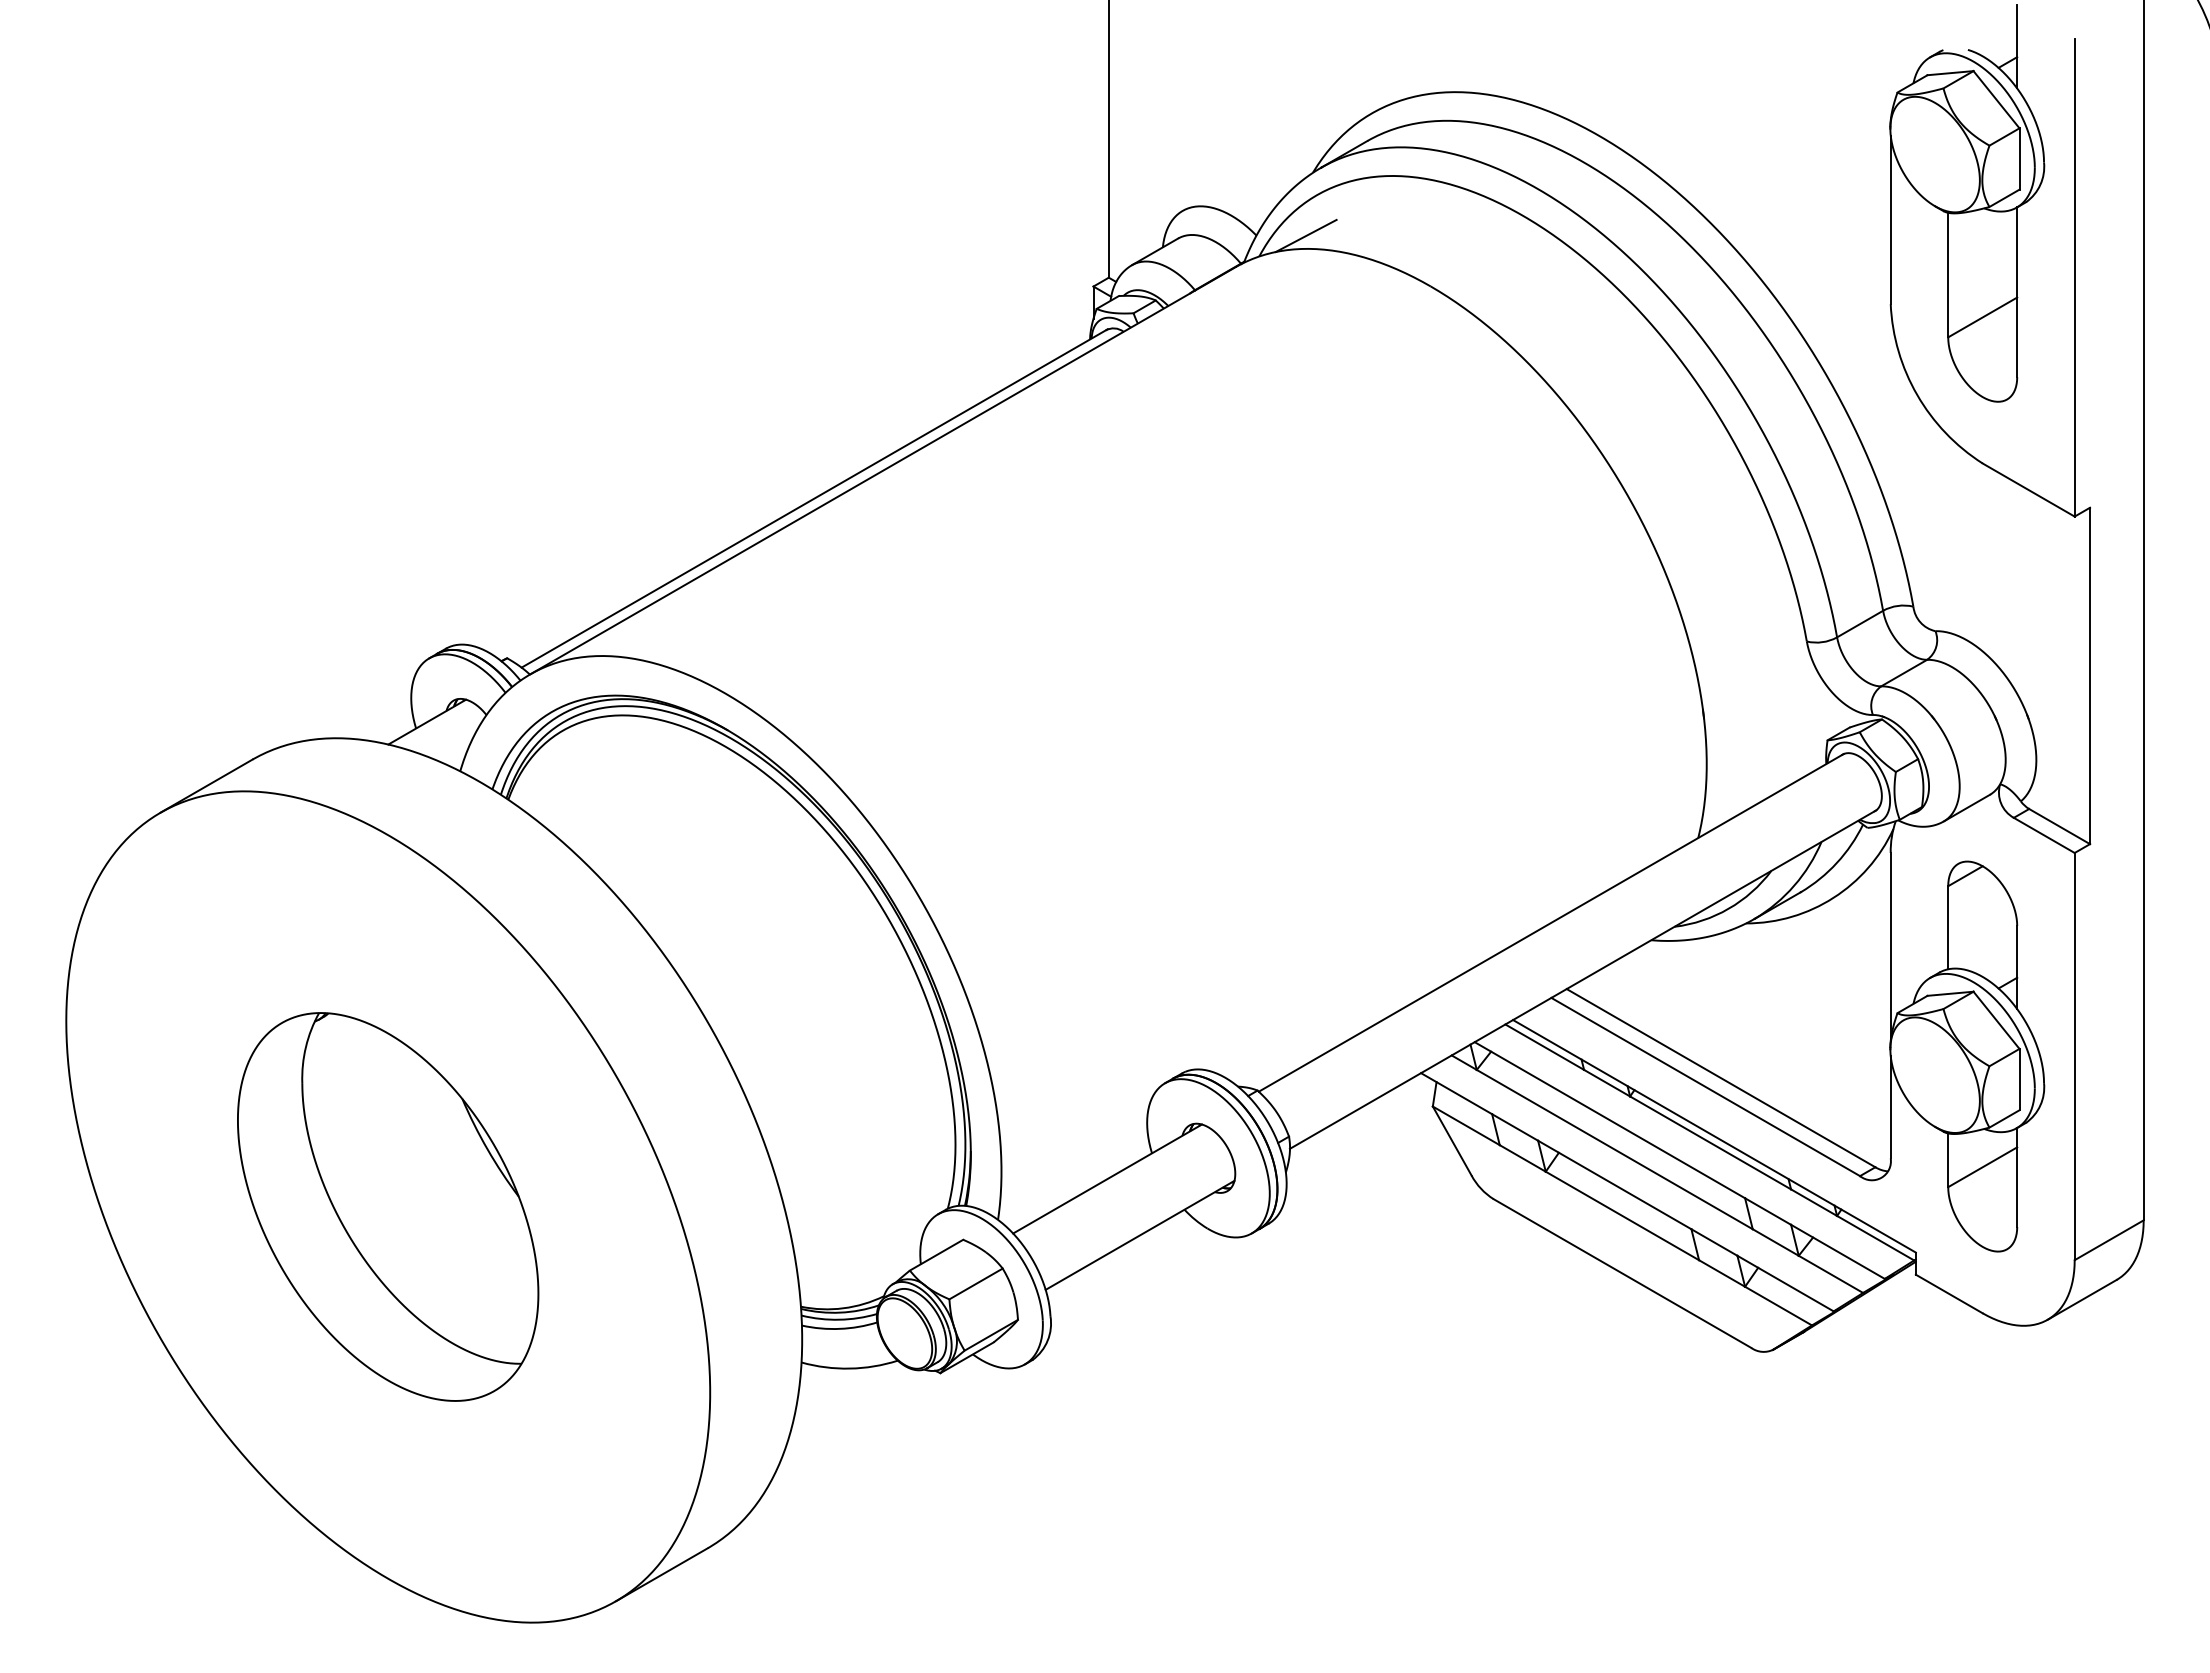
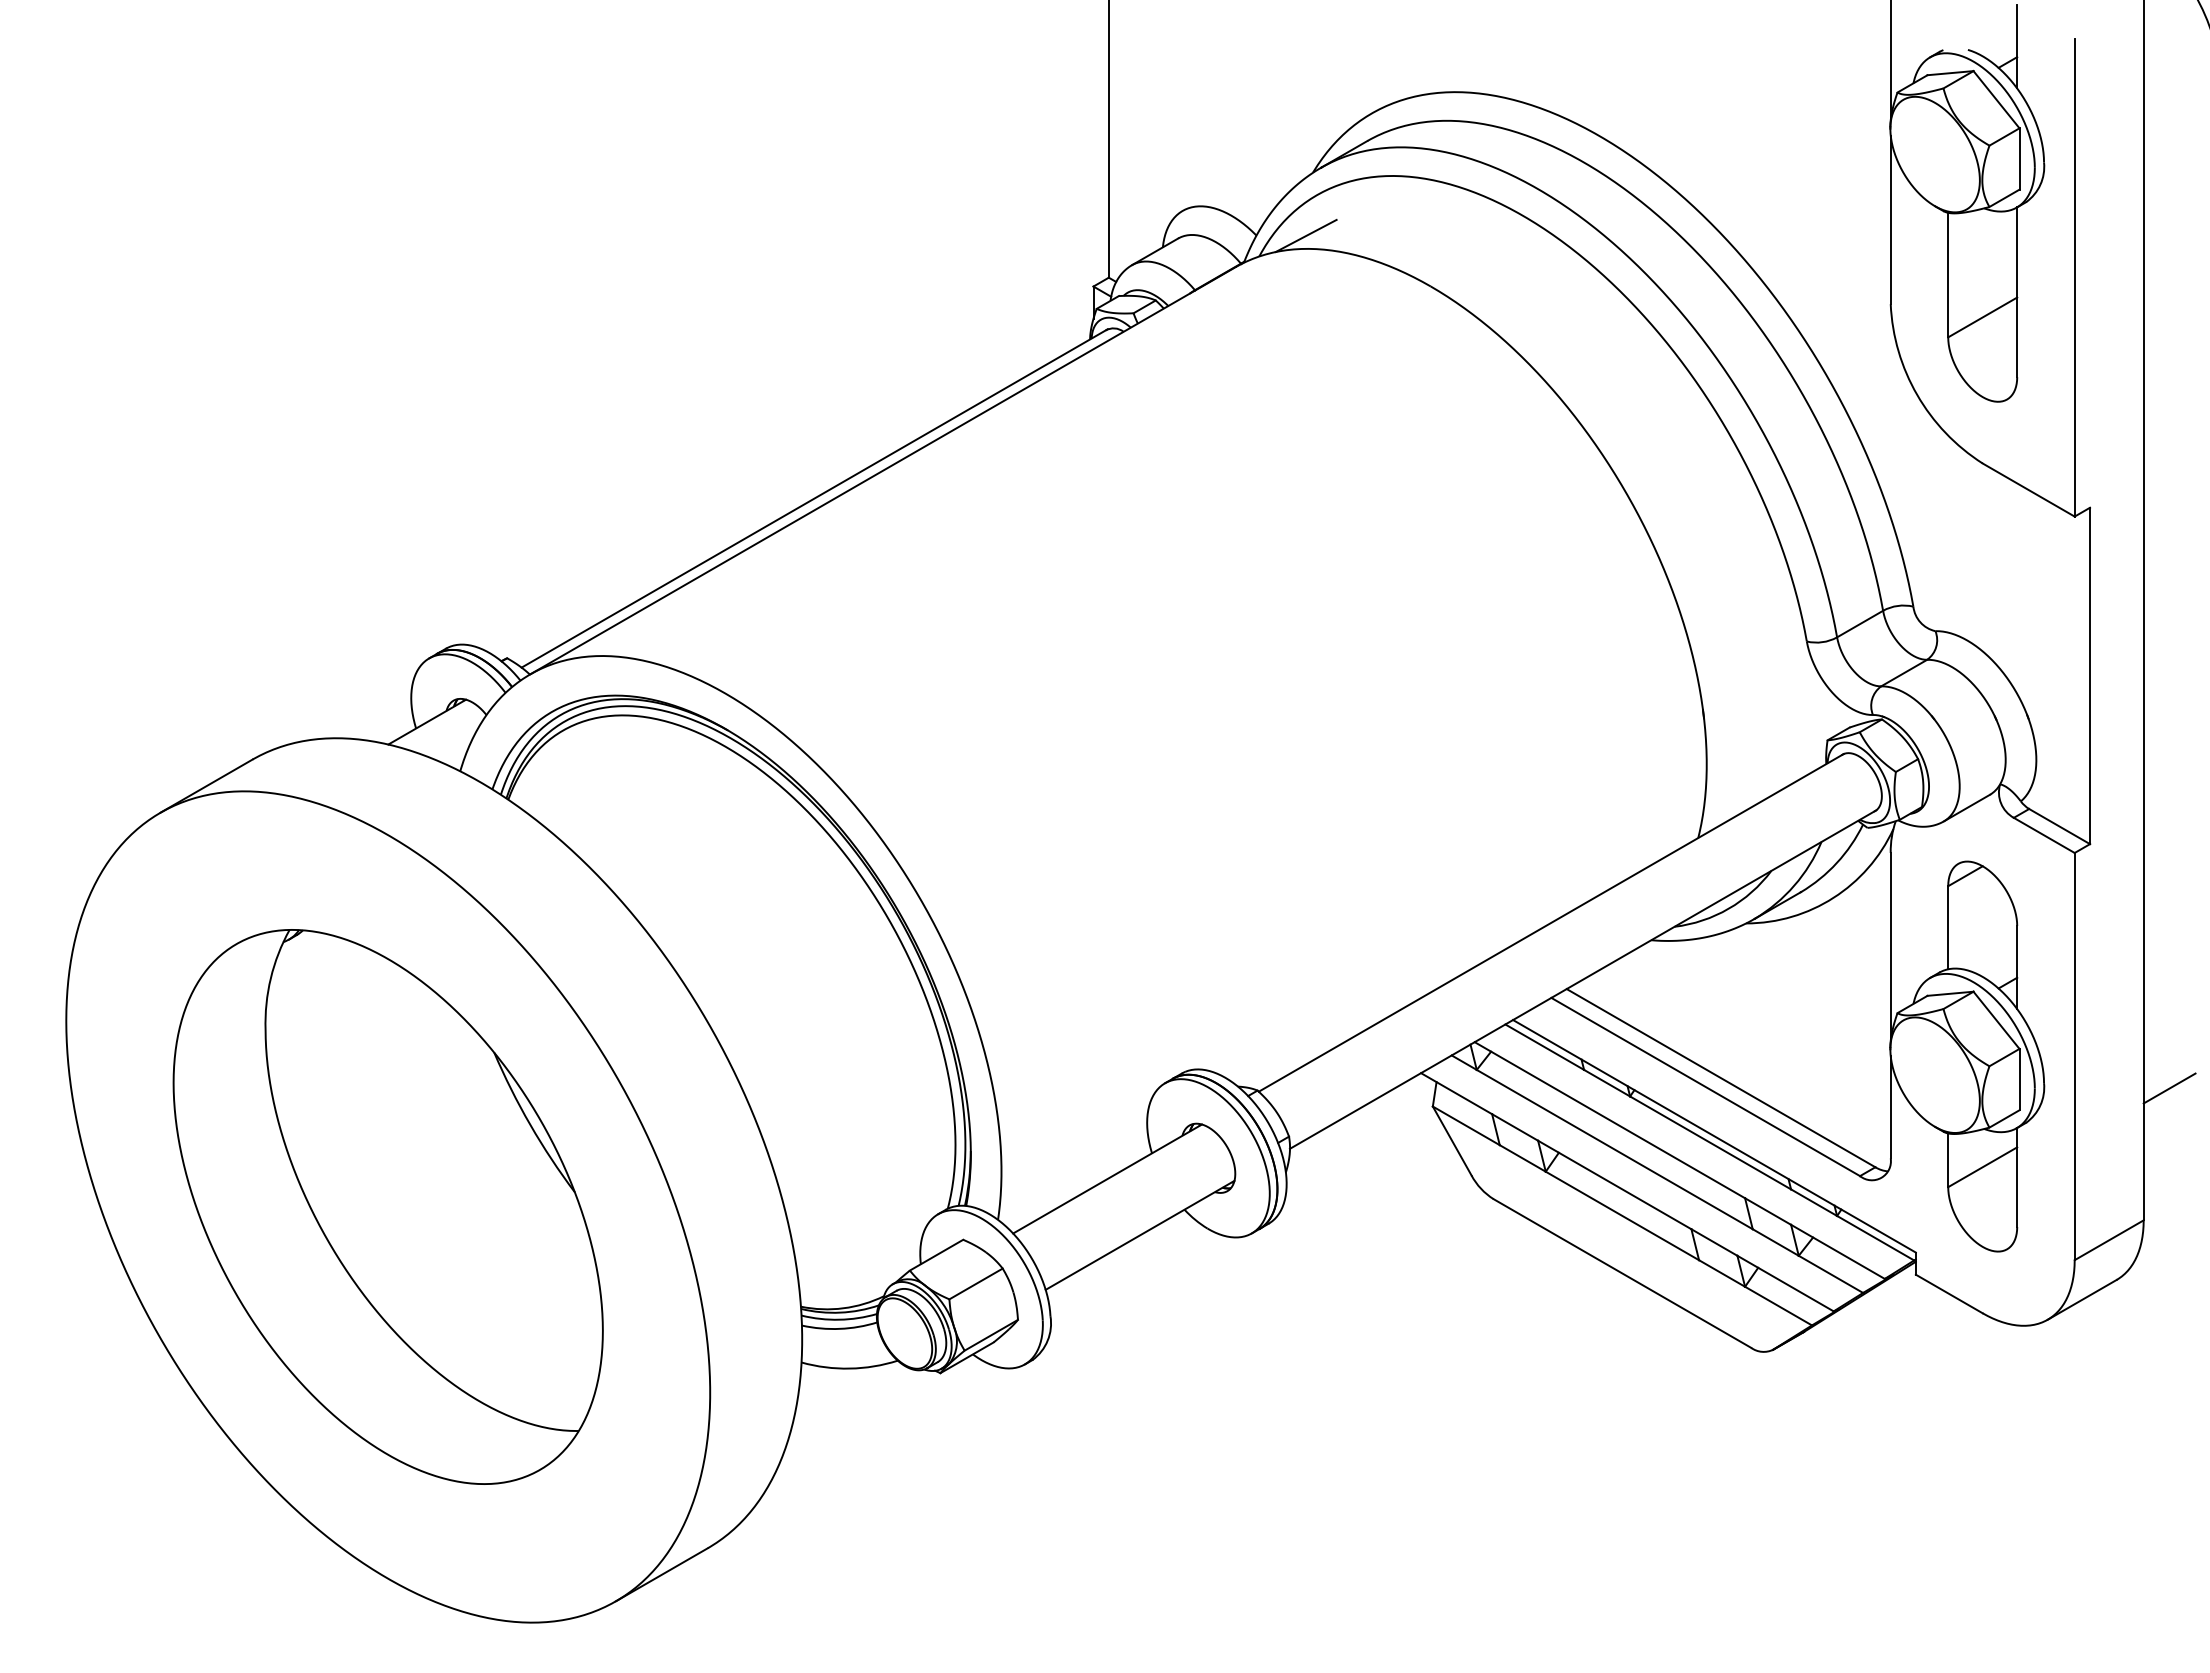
line: none -> present (1890, 61)
line: none -> present (2169, 1088)
part size: 303x390 px -> 432x556 px (387, 1206)
